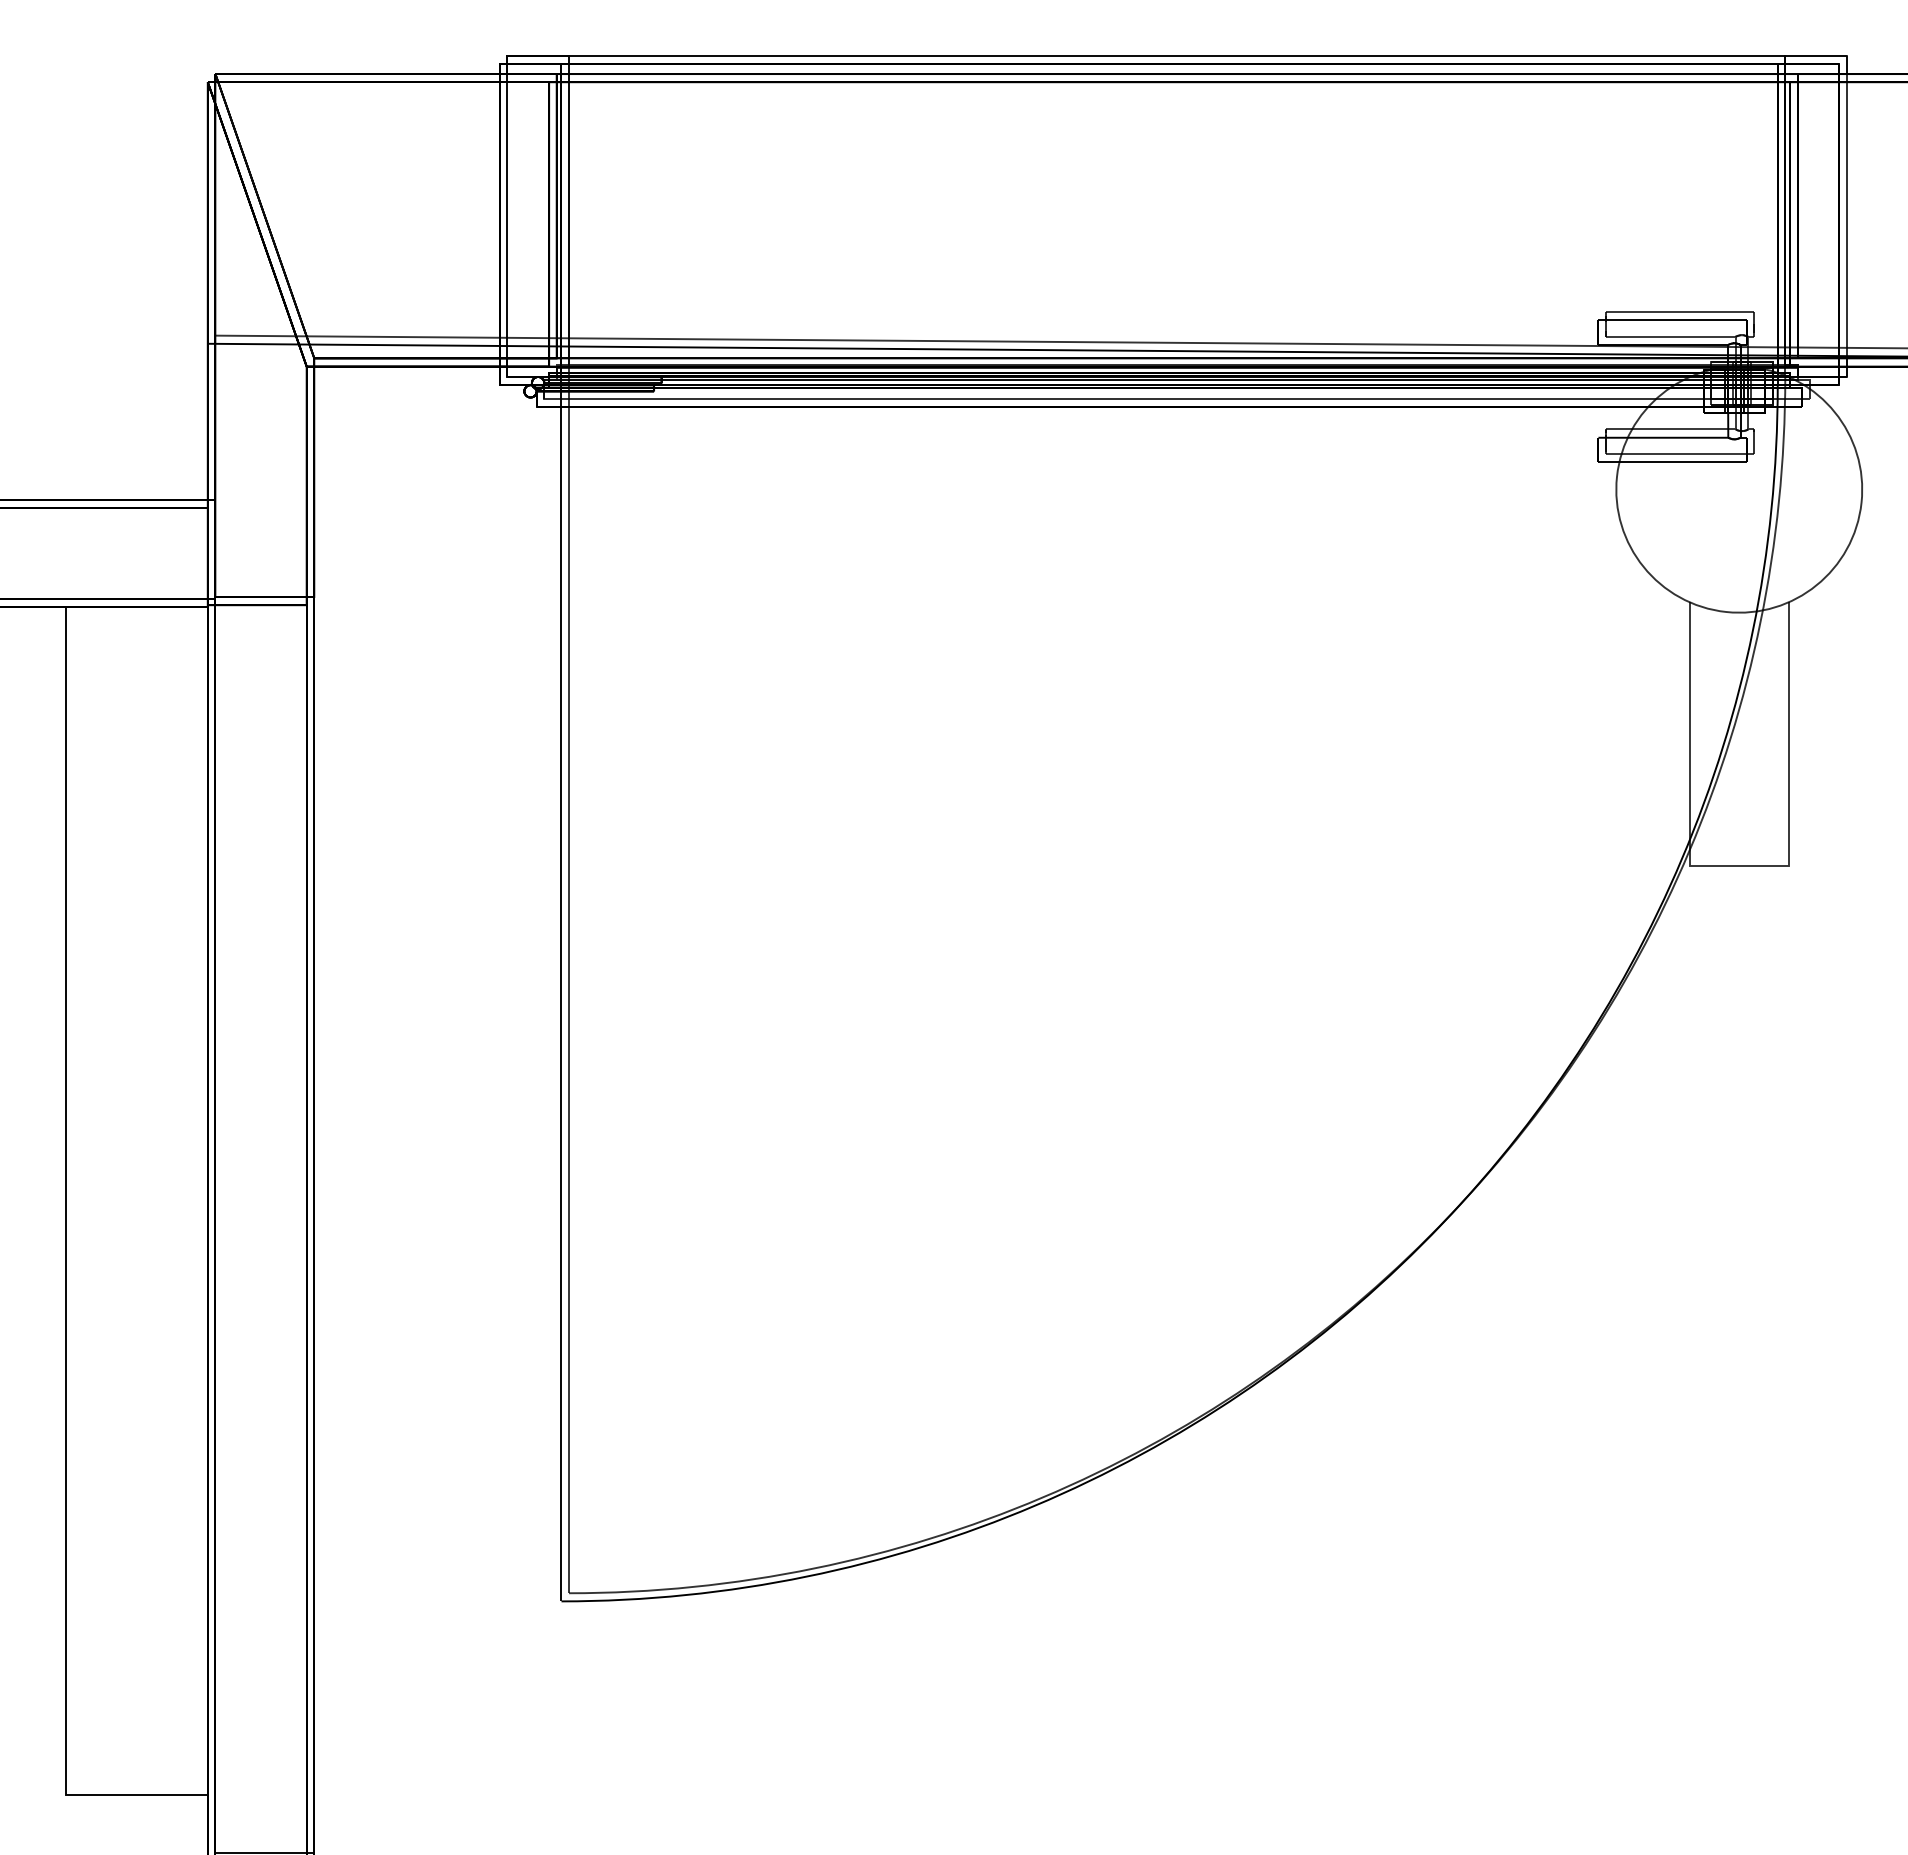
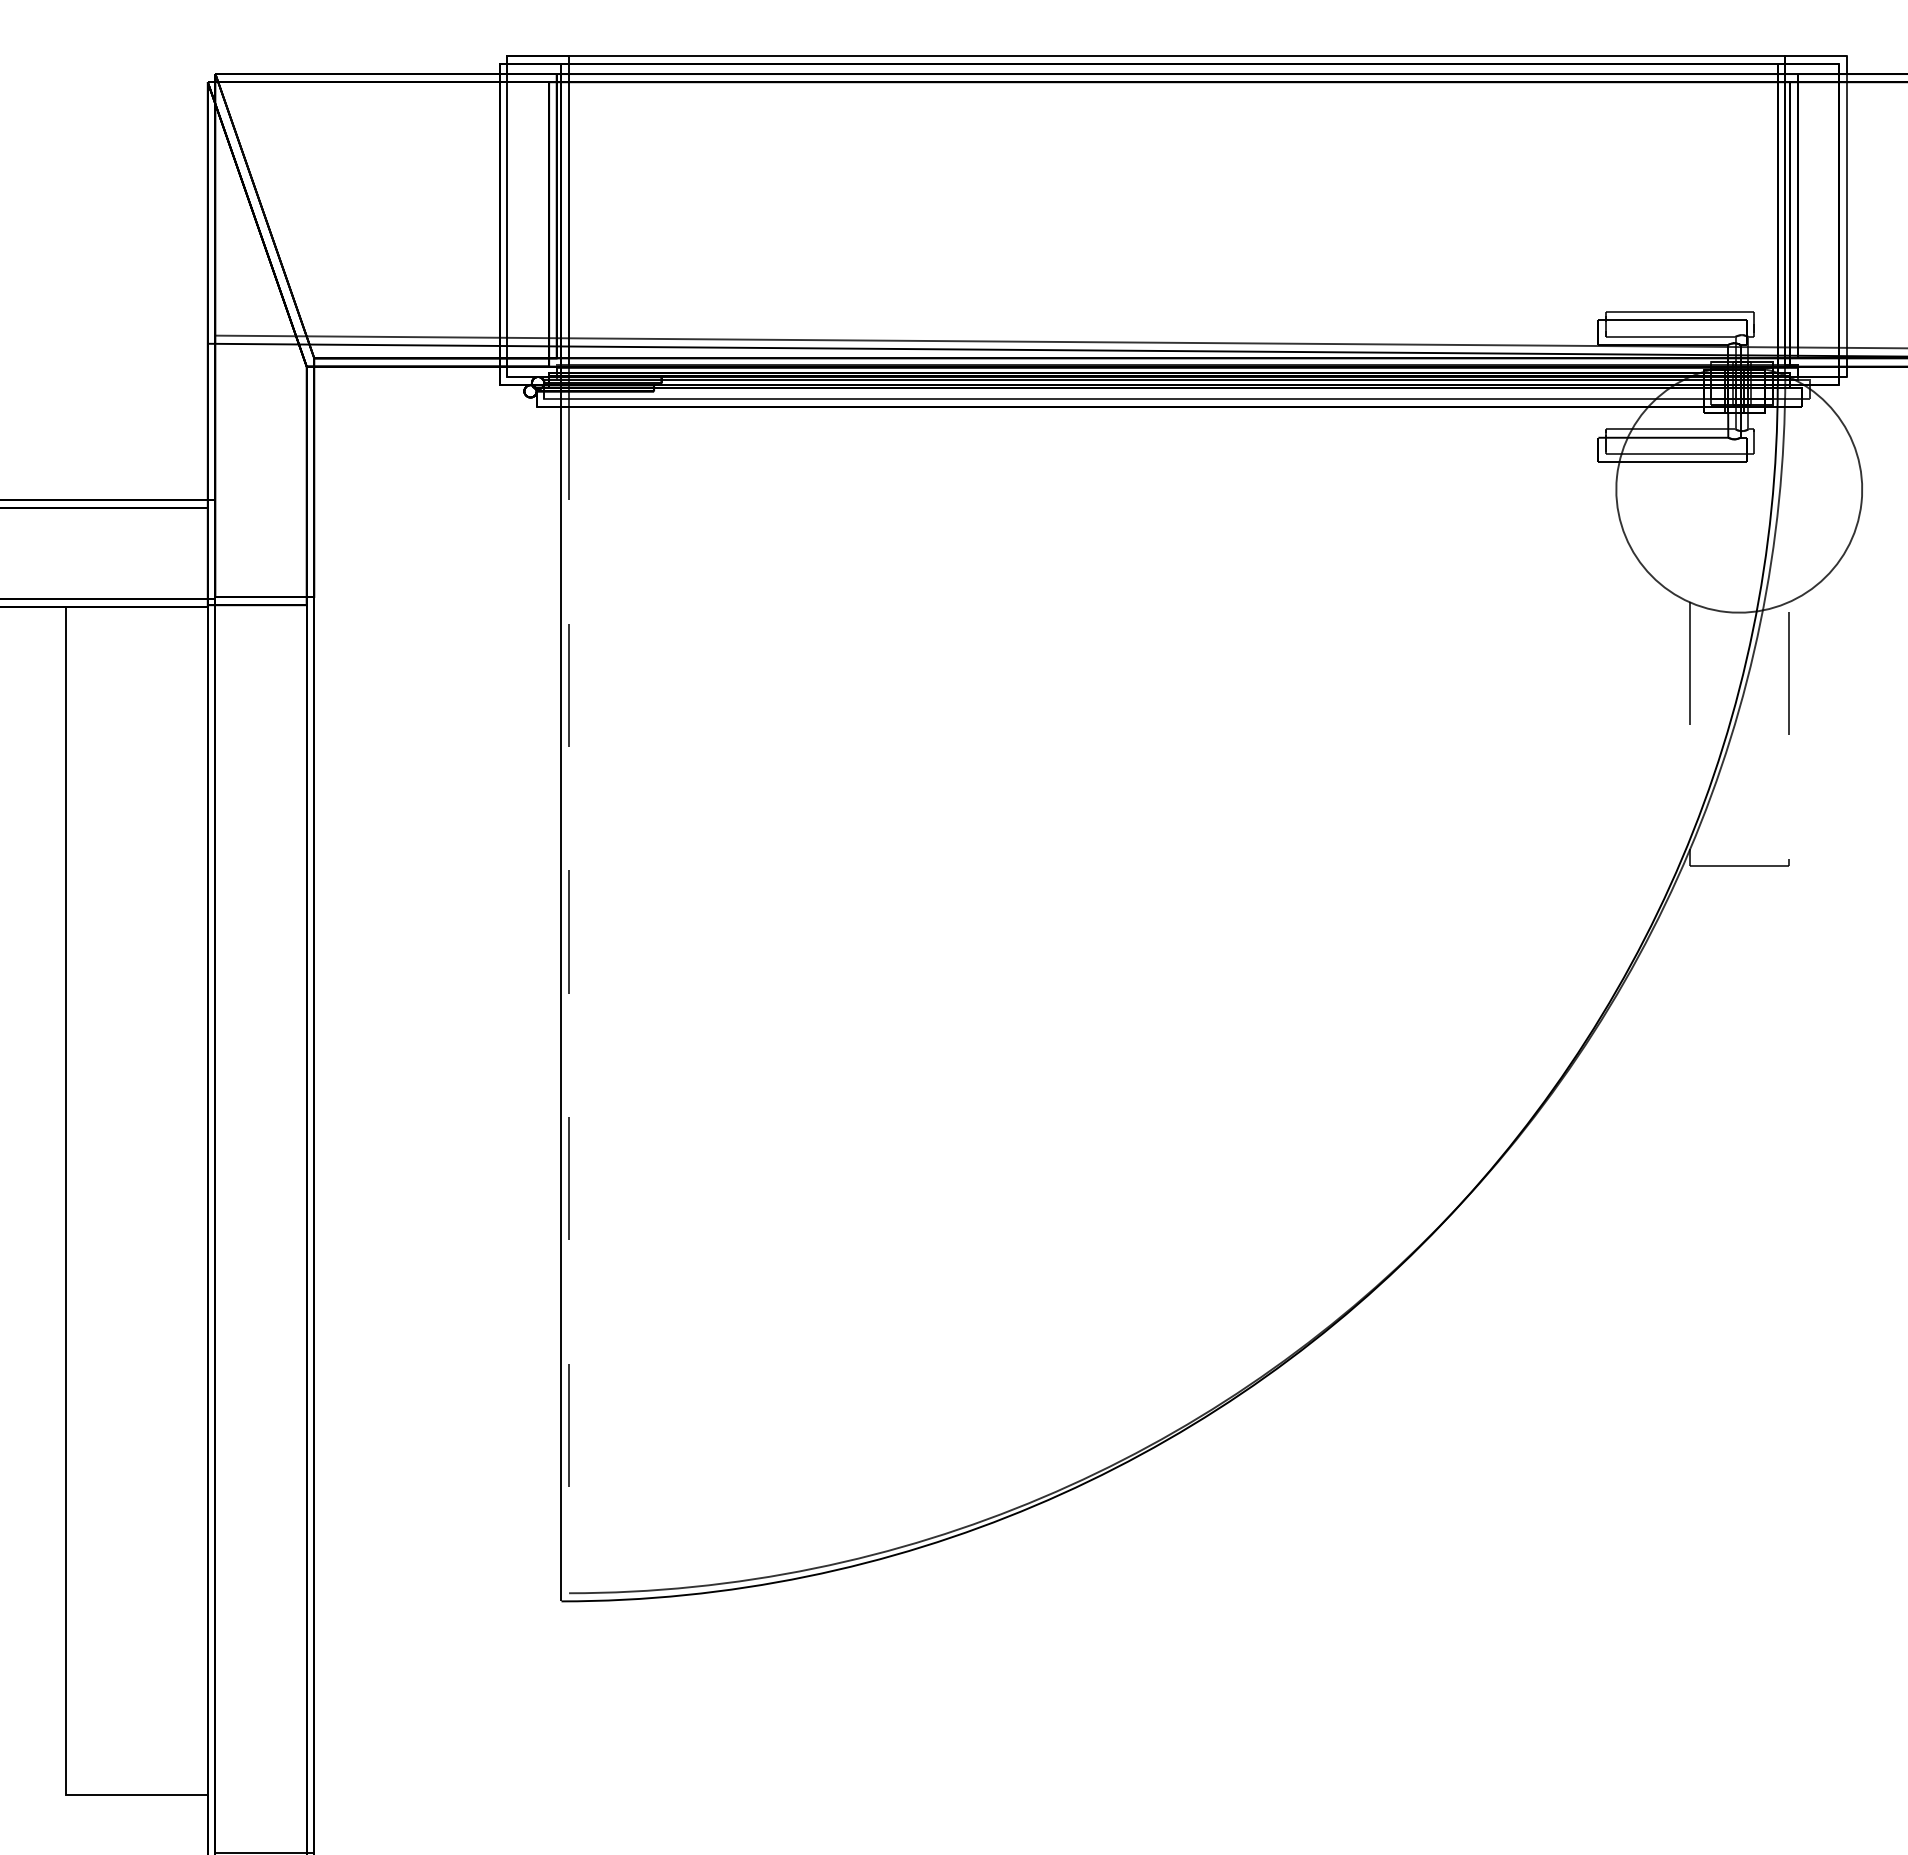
line: solid -> dashed (1740, 865)
line: solid -> dashed (569, 985)
